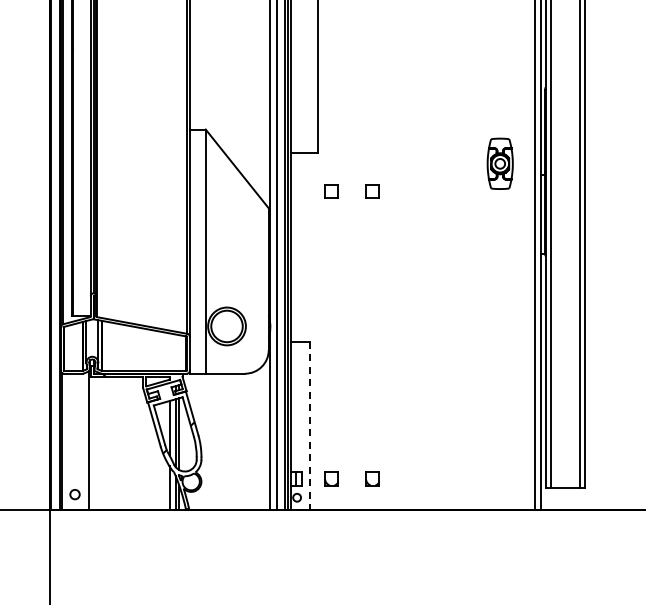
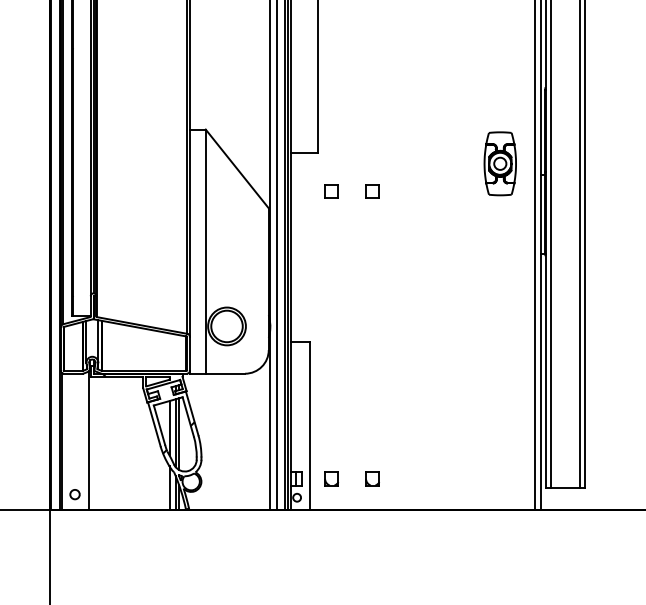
part size: 28x53 px -> 34x66 px (499, 163)
line: dashed -> solid (309, 426)
